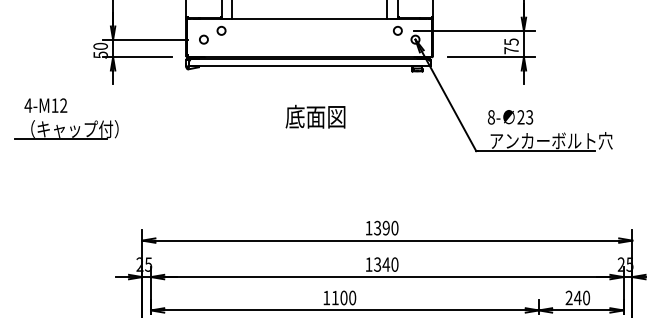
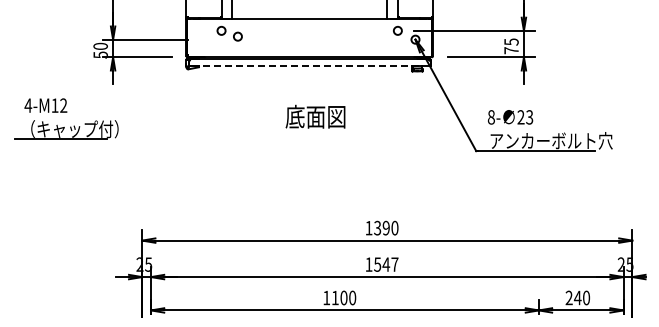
circle position: (203, 39) -> (237, 36) (237, 36)
line: solid -> dashed (309, 66)
text: 1340 -> 1547 (386, 264)
